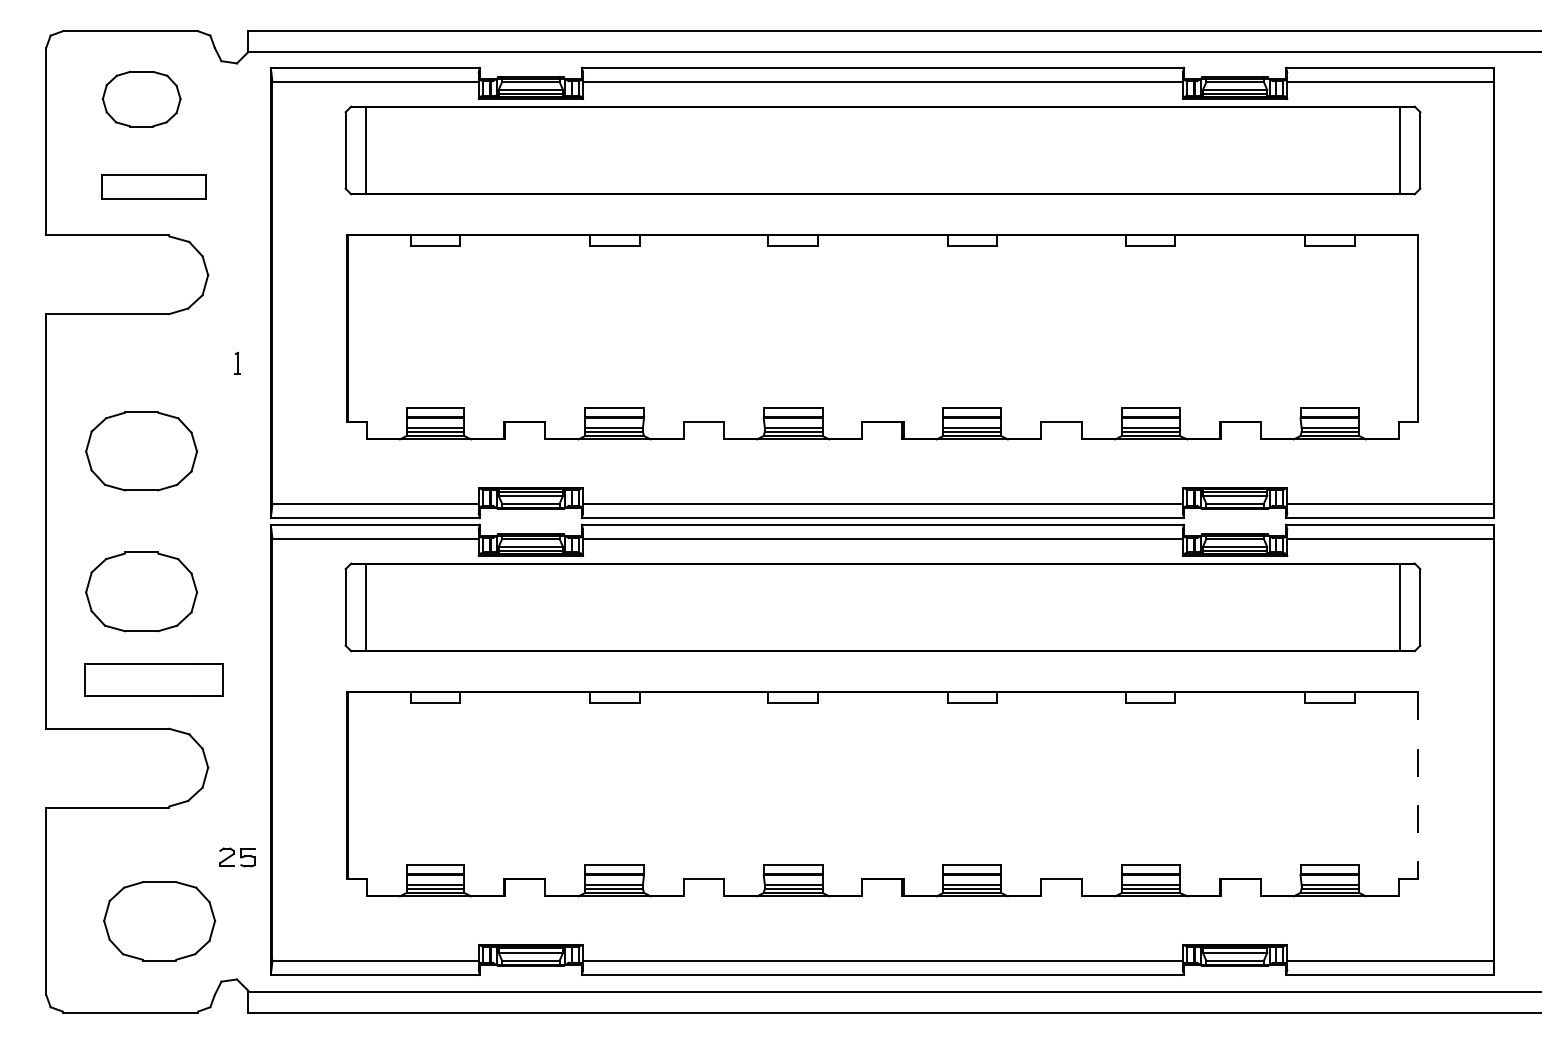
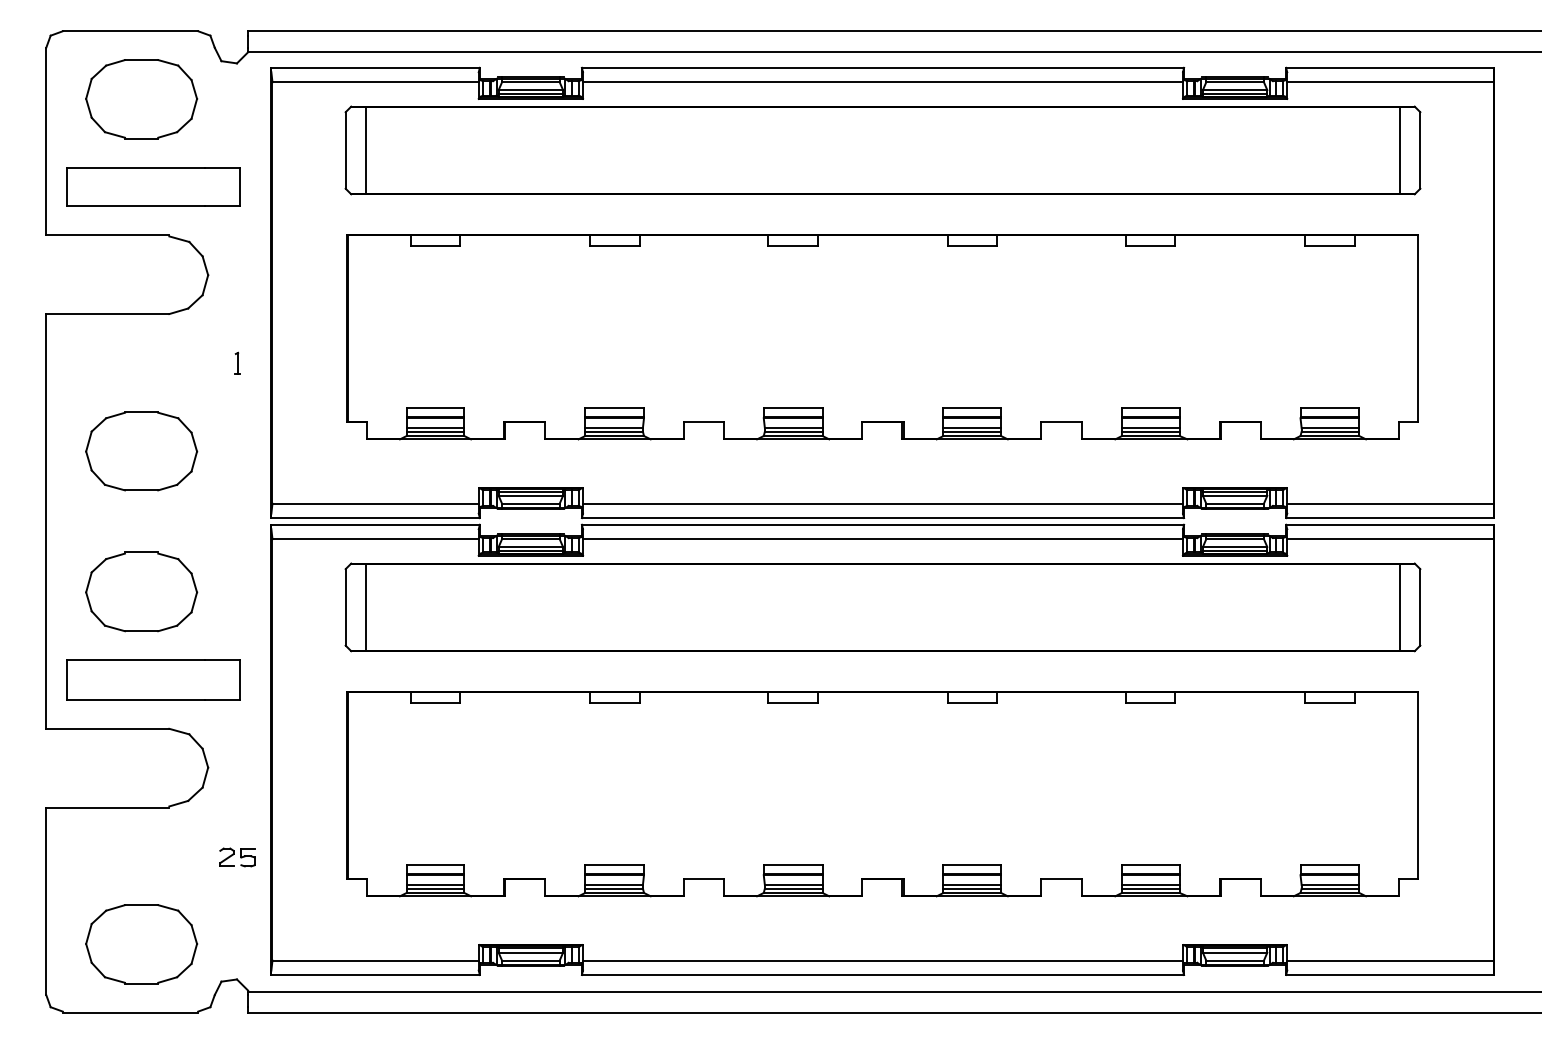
part size: 81x58 px -> 114x81 px (141, 99)
part size: 106x26 px -> 175x40 px (153, 186)
part size: 140x34 px -> 175x42 px (153, 679)
line: dashed -> solid (1418, 785)
part position: (159, 921) -> (141, 944) (141, 944)
